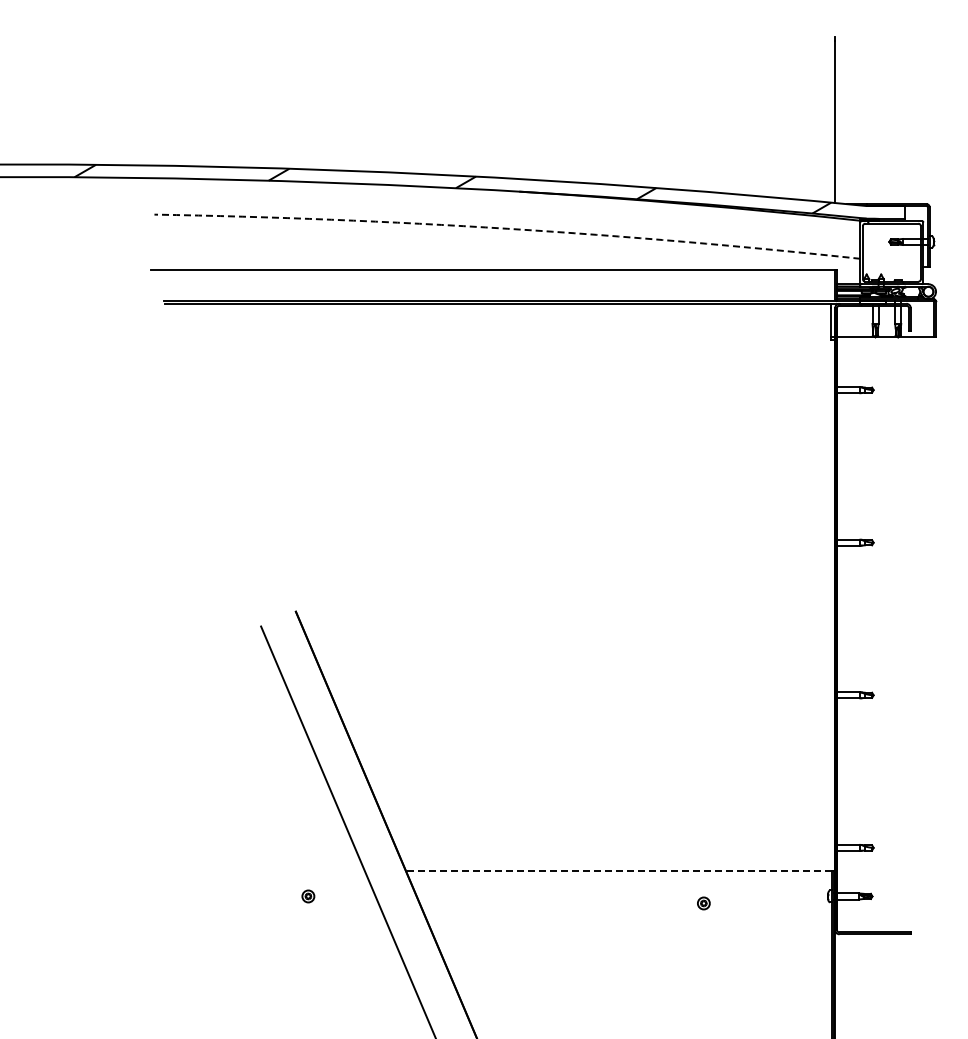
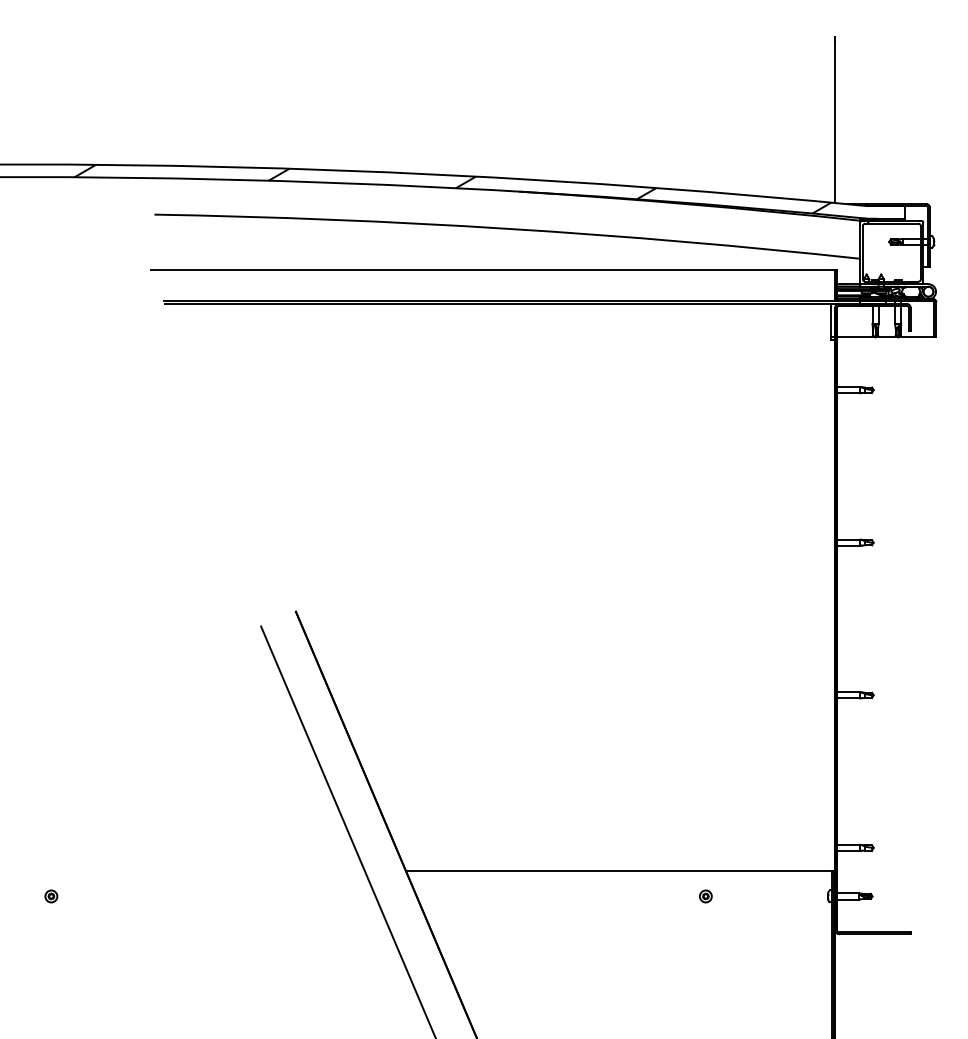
arc: dashed -> solid (507, 228)
line: dashed -> solid (618, 871)
part position: (308, 896) -> (51, 896) (51, 896)
part position: (703, 903) -> (705, 896) (705, 896)
